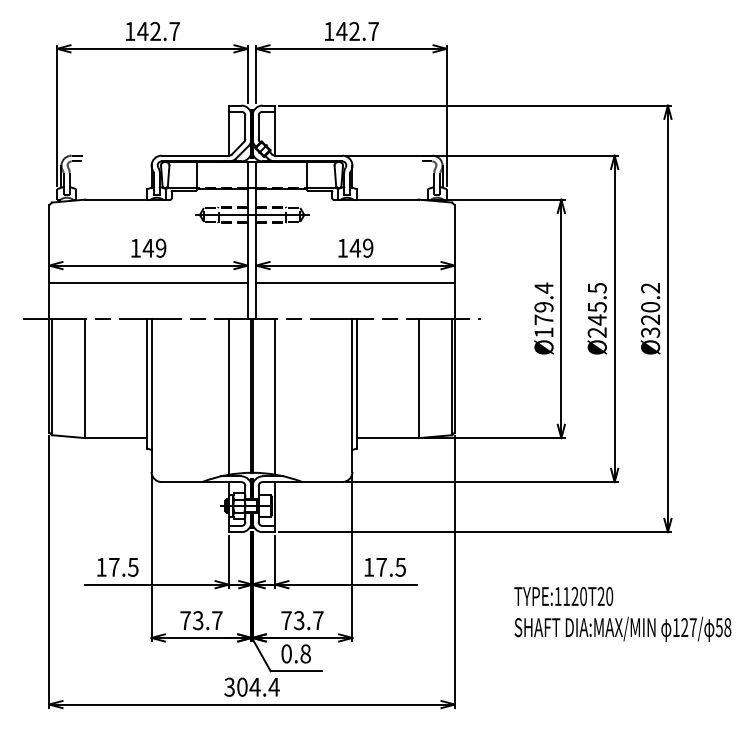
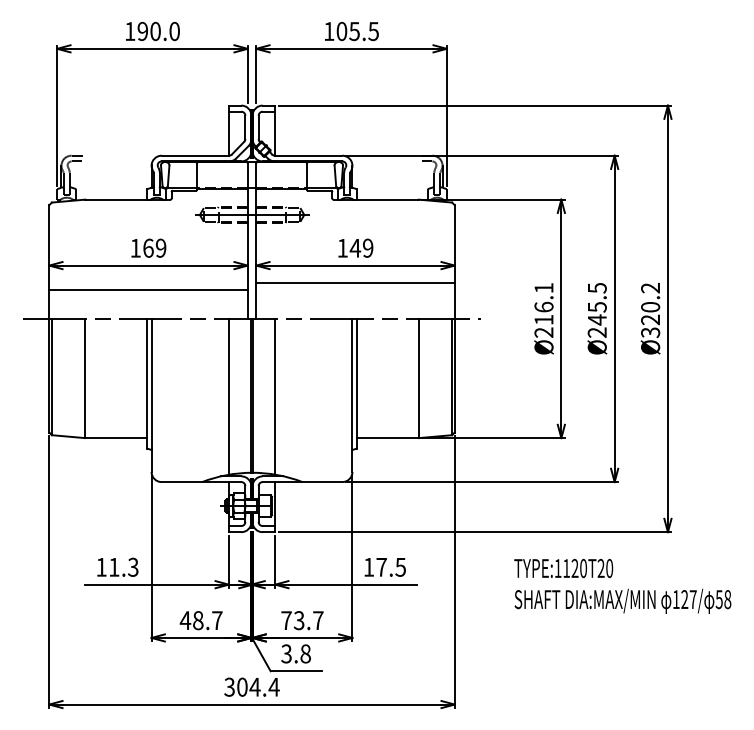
text: 142.7 -> 190.0 (158, 31)
text: 142.7 -> 105.5 (357, 31)
text: 149 -> 169 (148, 247)
line position: (148, 282) -> (148, 289) (148, 289)
text: Ø179.4 -> Ø216.1 (543, 309)
text: 17.5 -> 11.3 (123, 566)
text position: (622, 614) -> (622, 586) (622, 586)
text: 73.7 -> 48.7 (191, 620)
text: 0.8 -> 3.8 (286, 653)
